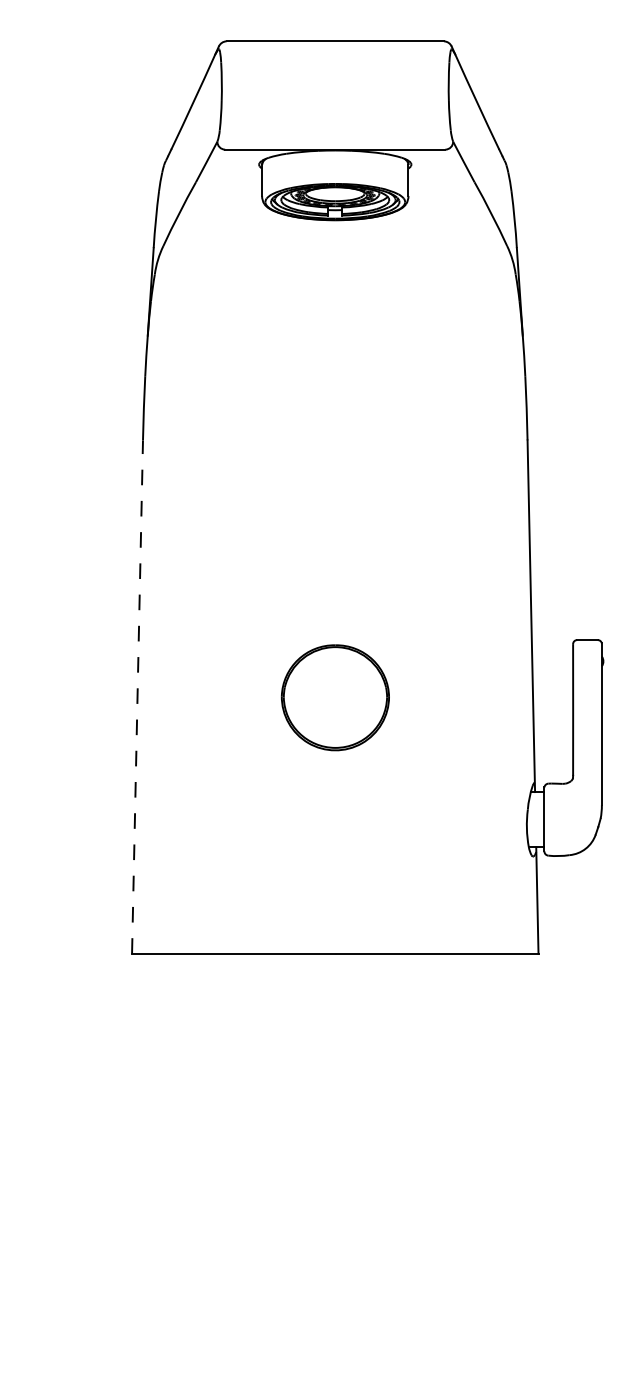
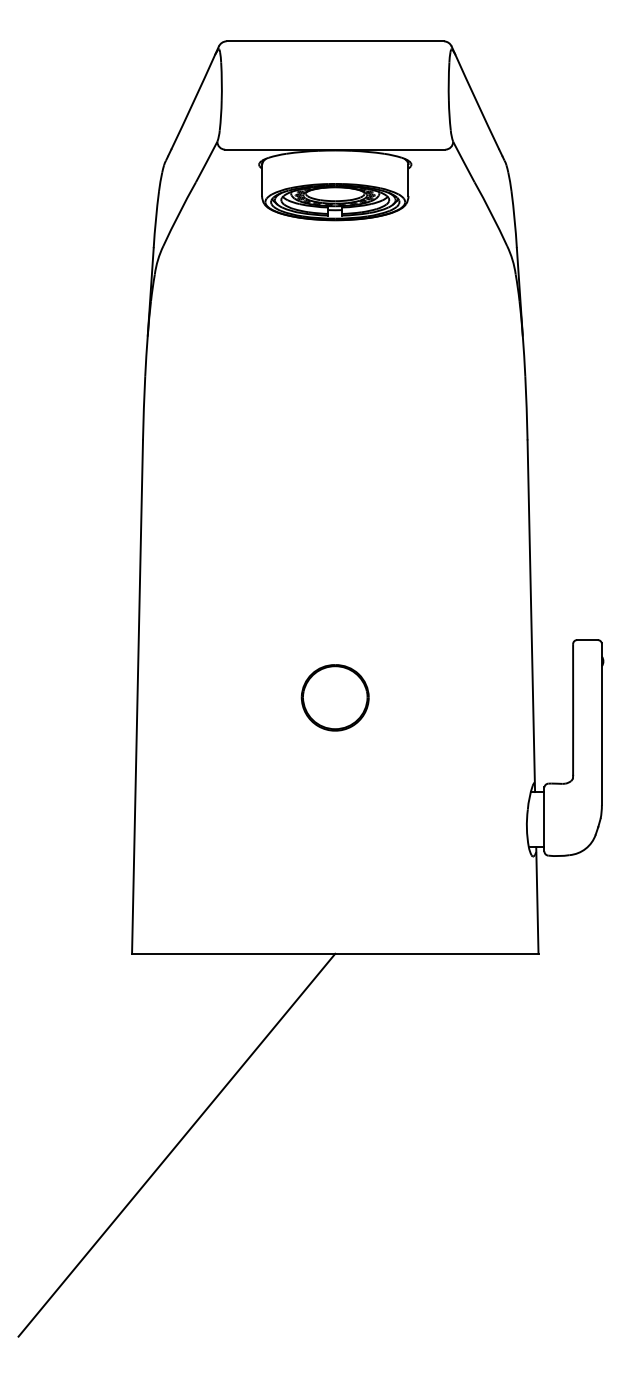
line: dashed -> solid (137, 697)
part size: 110x108 px -> 70x68 px (334, 697)
line: none -> present (176, 1144)
